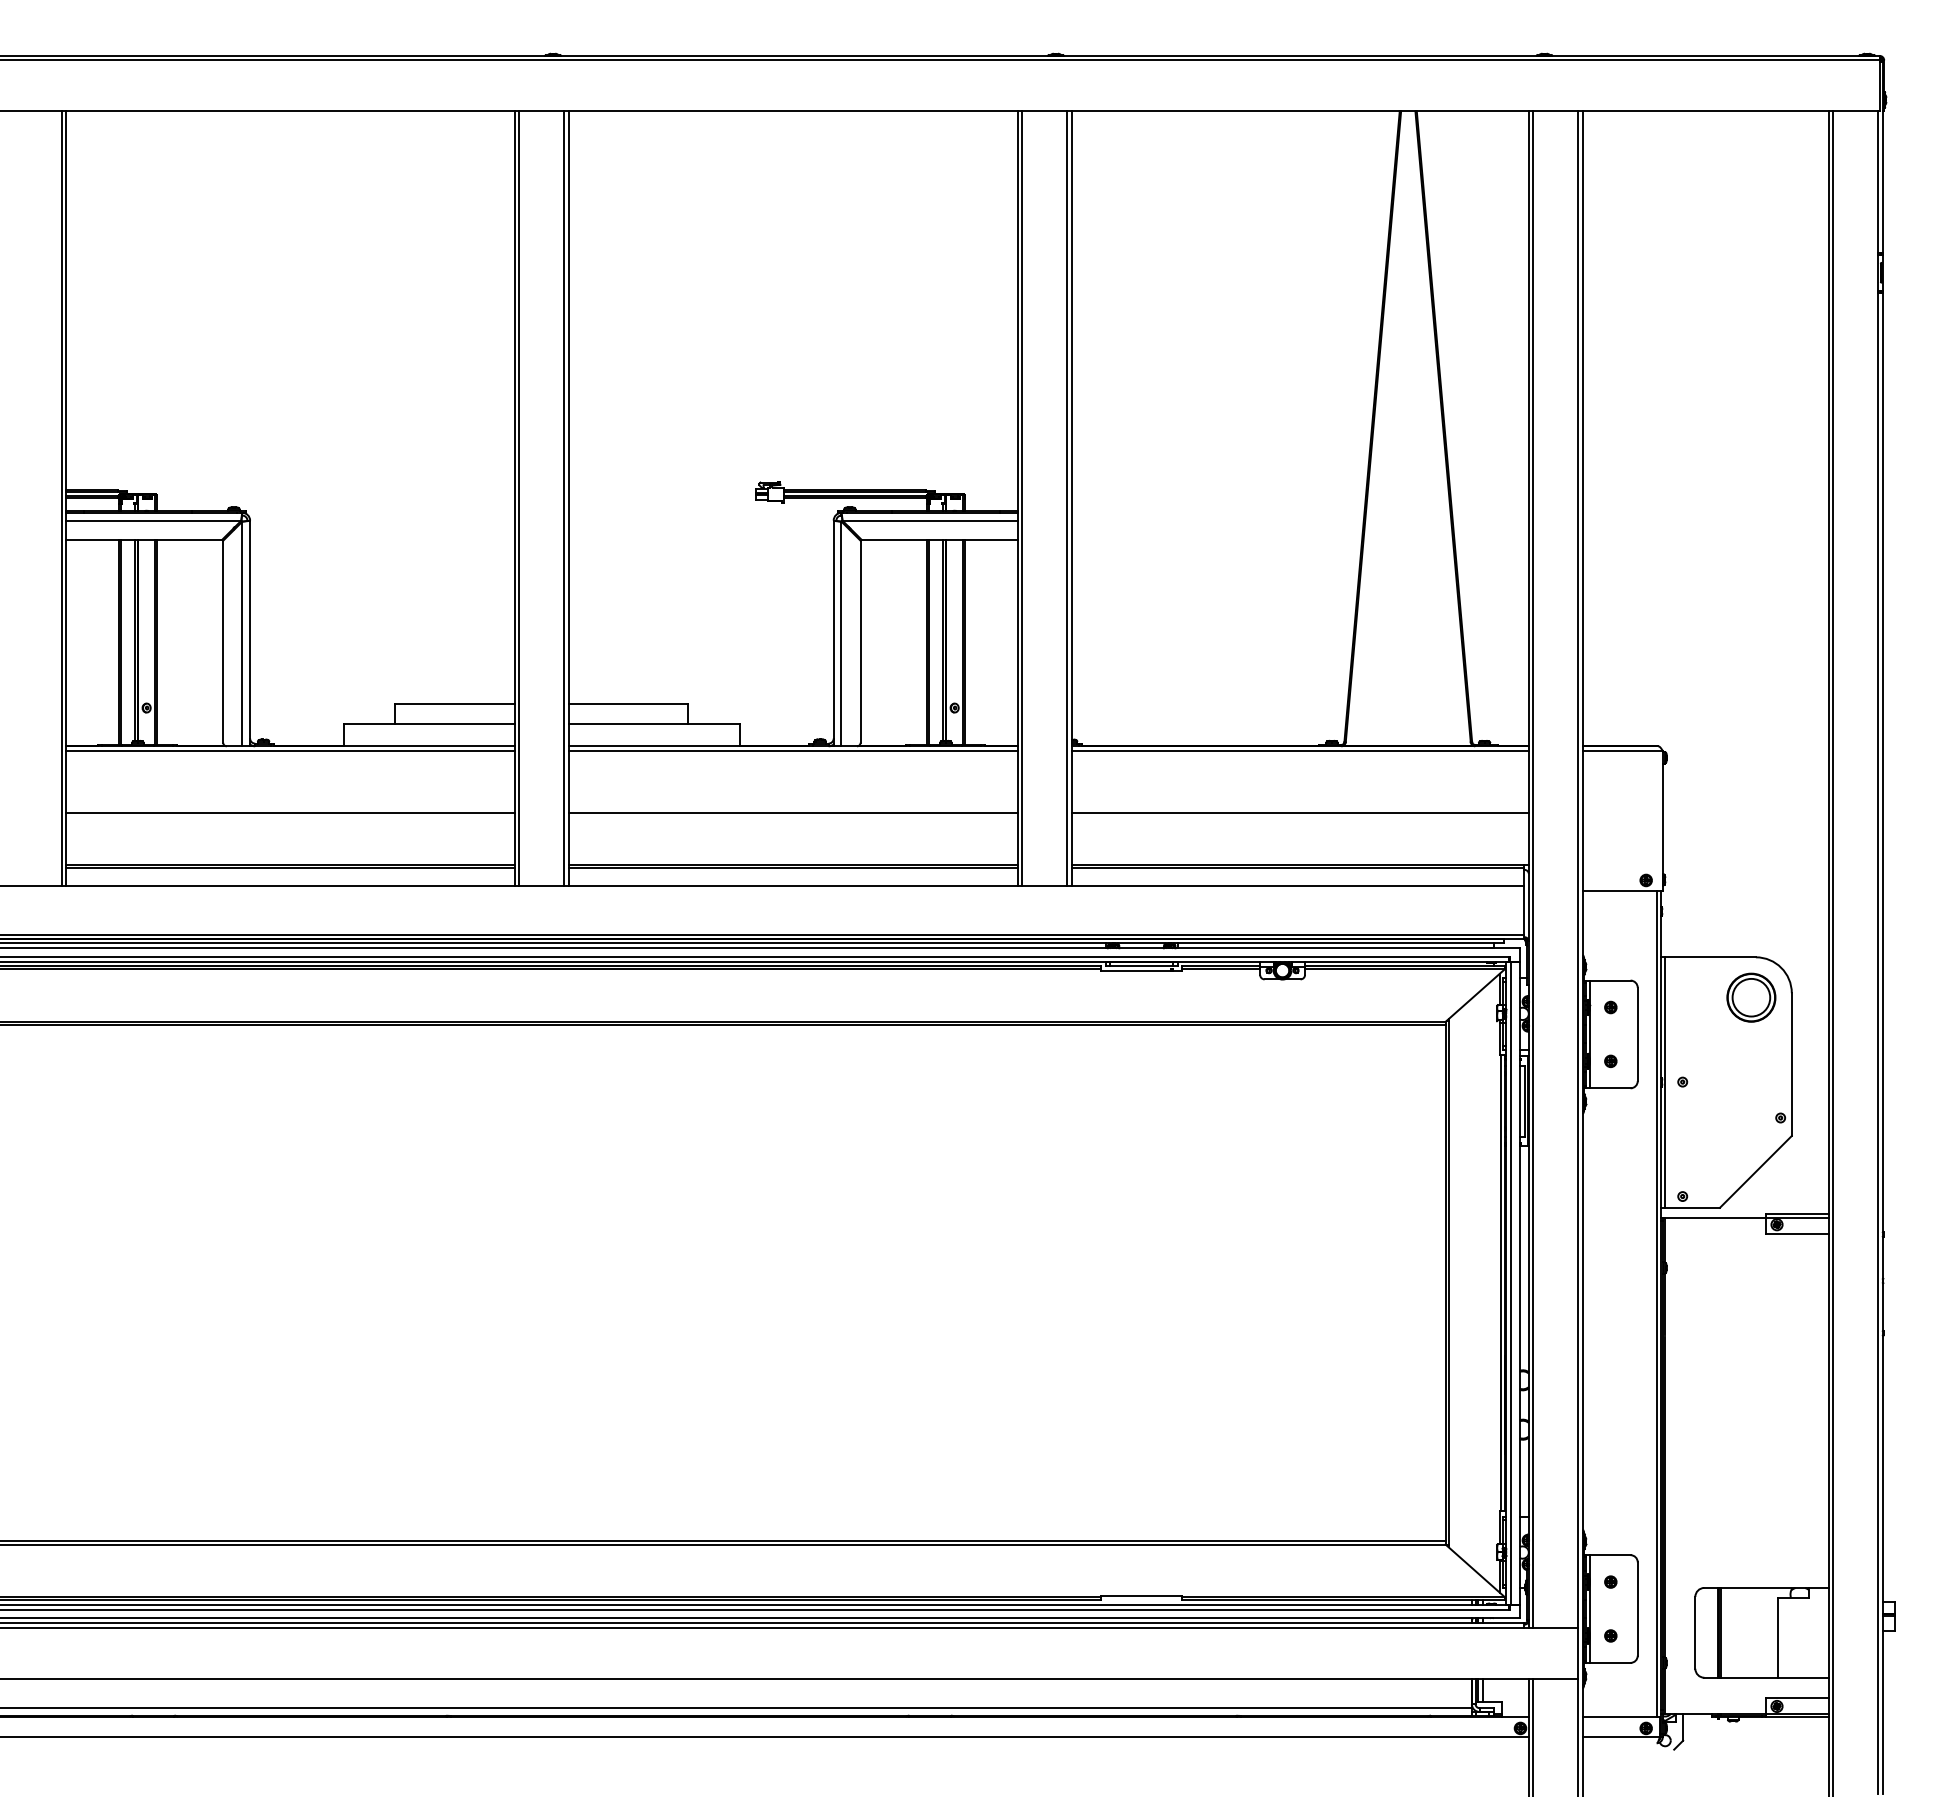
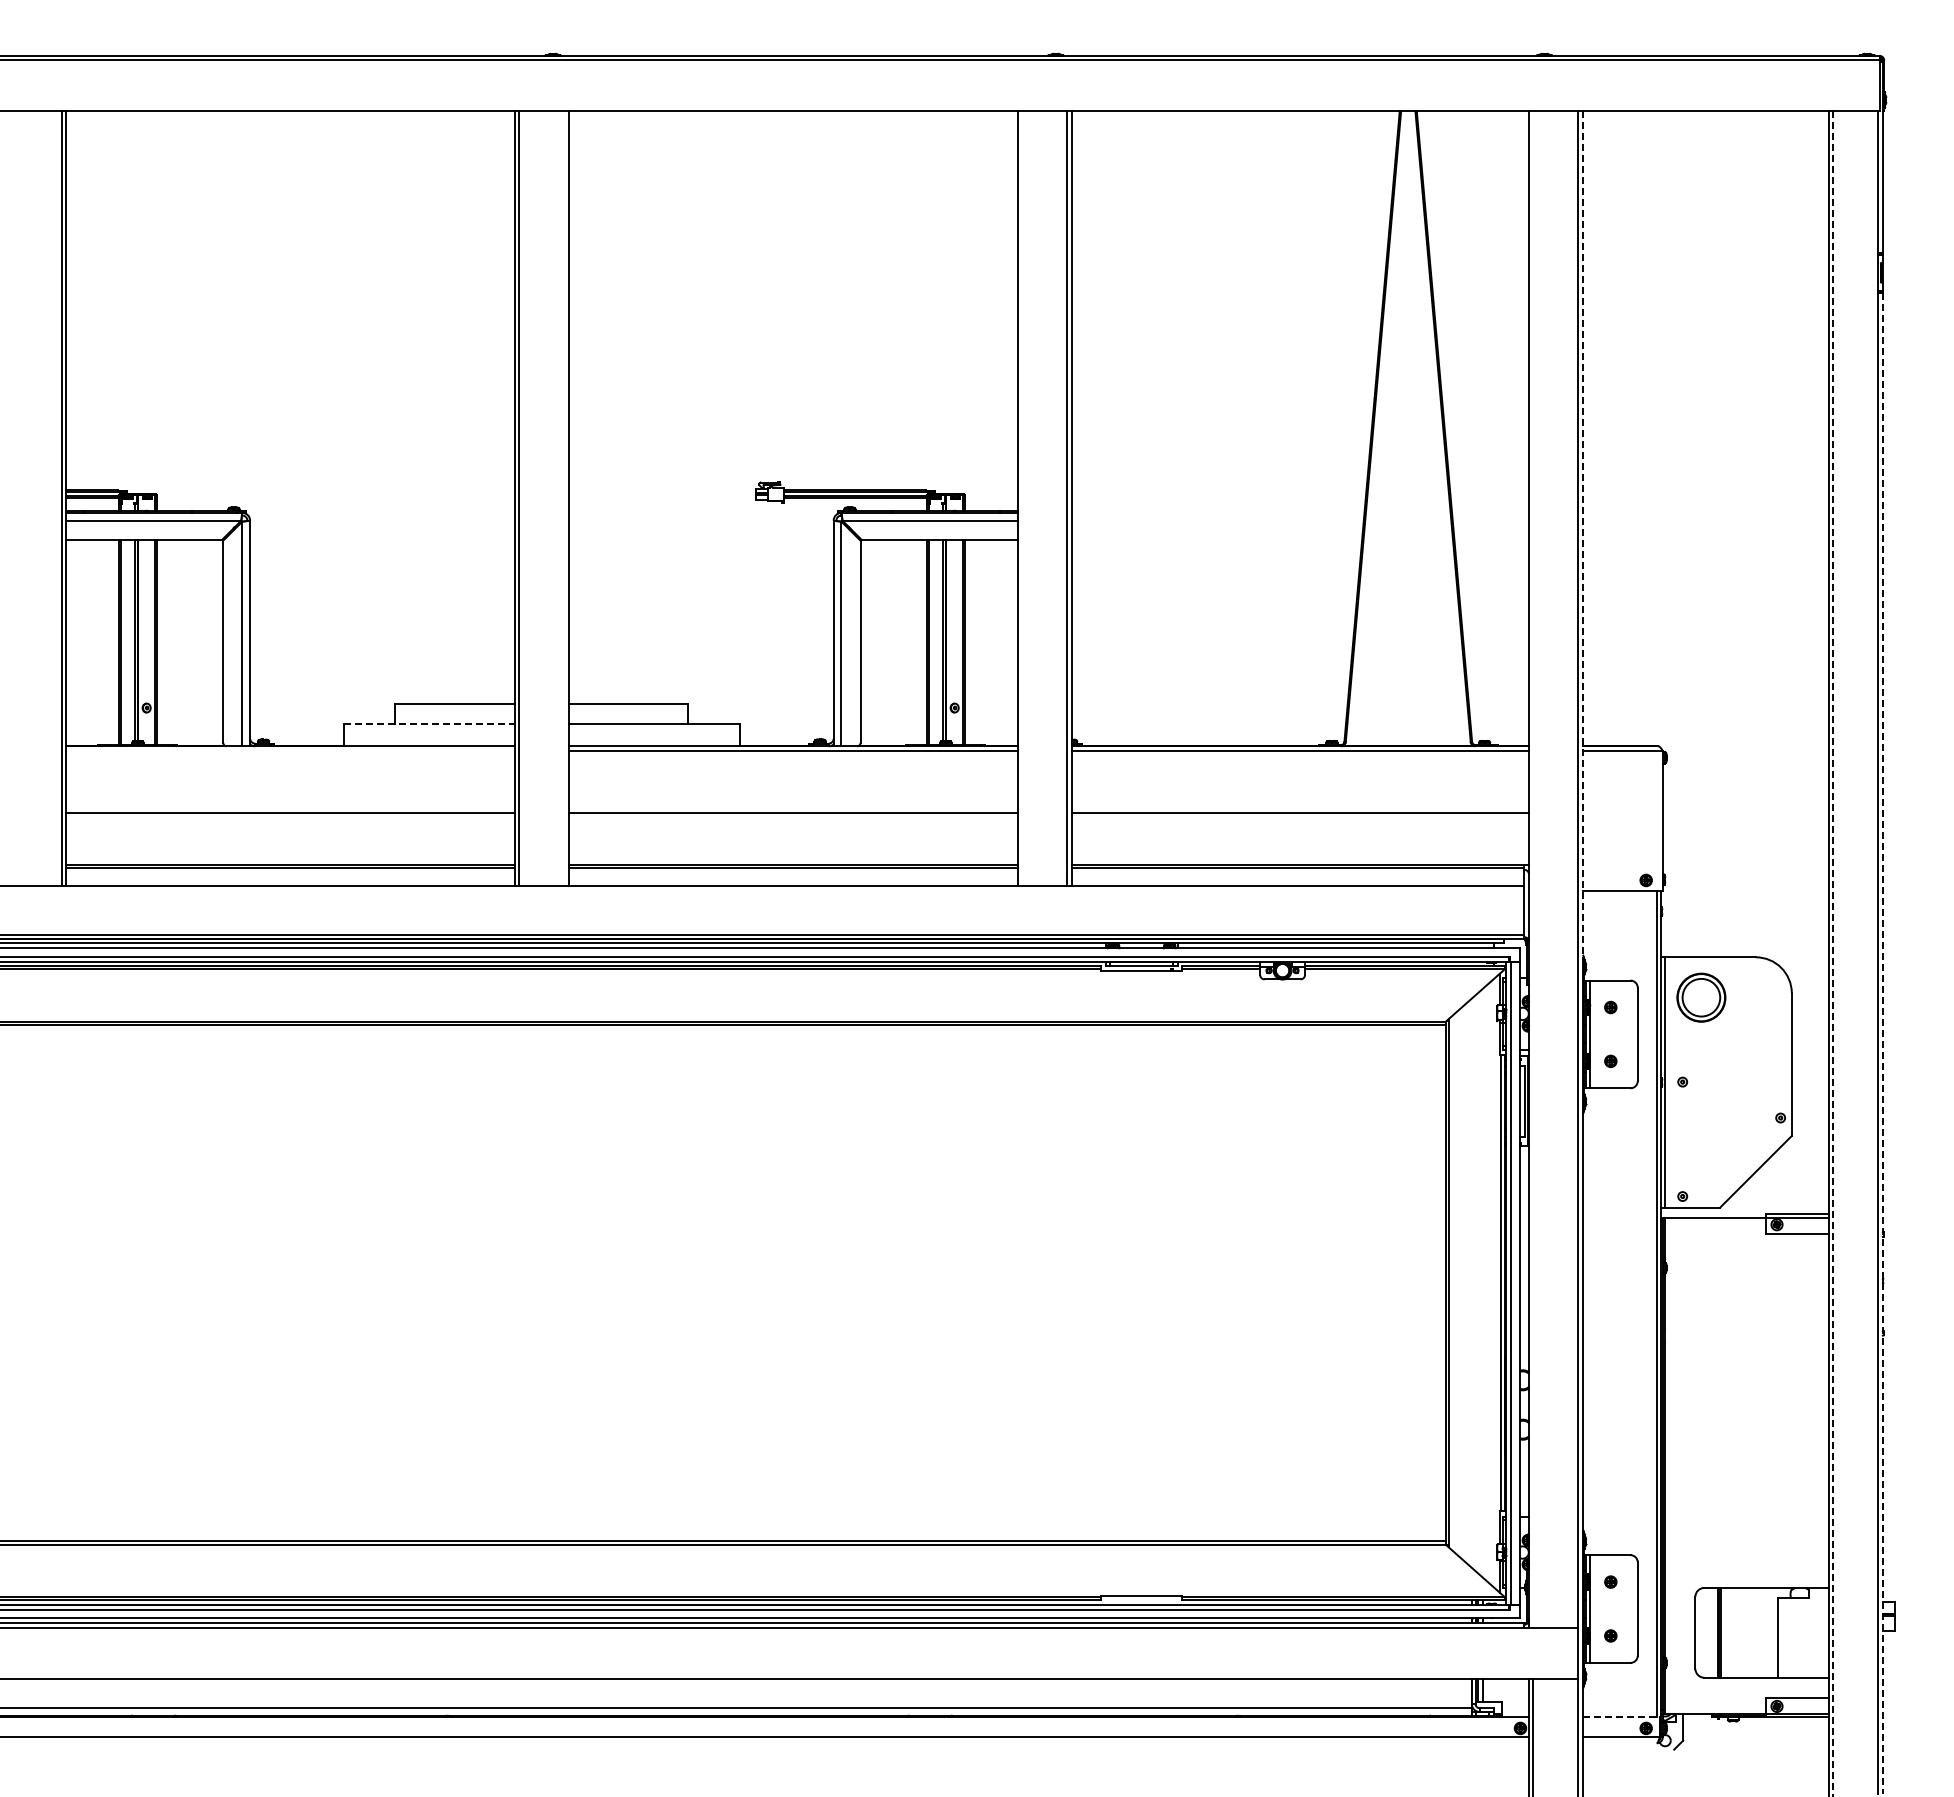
line: present -> none (564, 498)
line: present -> none (1022, 498)
line: solid -> dashed (1582, 535)
line: solid -> dashed (430, 724)
line: present -> none (290, 750)
line: present -> none (1533, 869)
line: solid -> dashed (1833, 953)
part position: (1751, 997) -> (1701, 997) (1701, 997)
line: solid -> dashed (1882, 1043)
line: solid -> dashed (1621, 1716)
